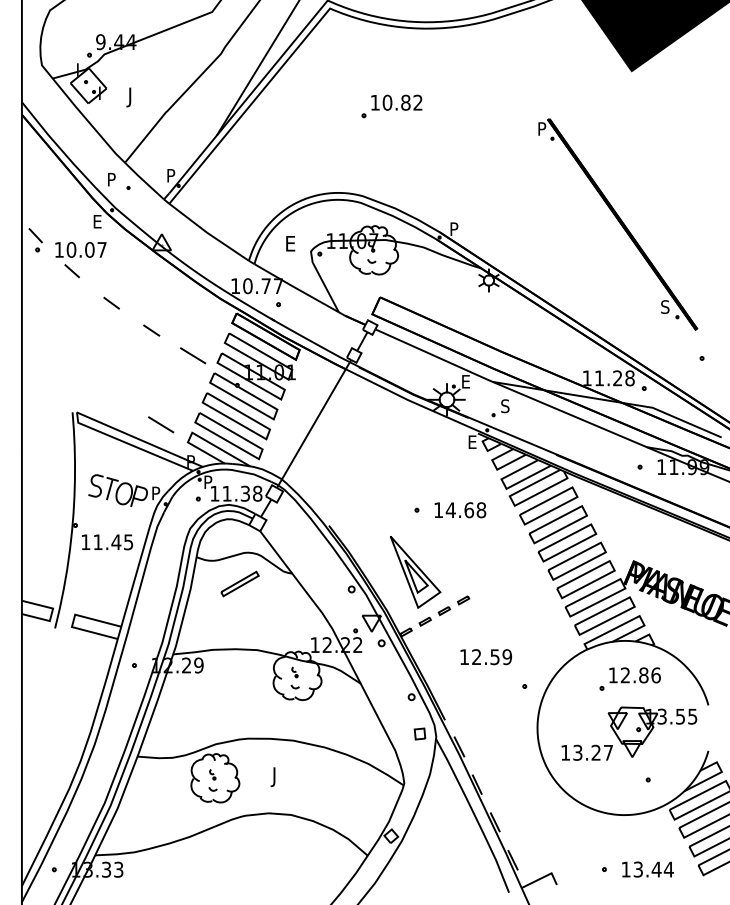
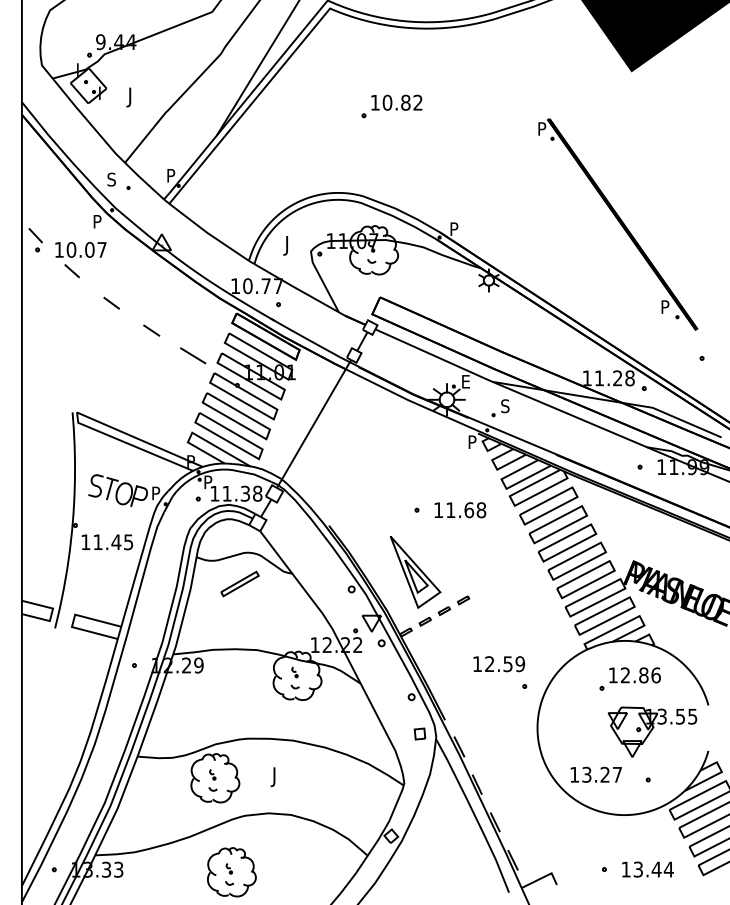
text: P -> S (111, 179)
text: E -> P (98, 221)
text: E -> J (289, 245)
text: S -> P (665, 306)
line: present -> none (161, 424)
text: E -> P (473, 441)
text: 14.68 -> 11.68 (450, 509)
text position: (486, 657) -> (499, 664) (499, 664)
text position: (586, 752) -> (595, 774) (595, 774)
part: none -> present (231, 872)
